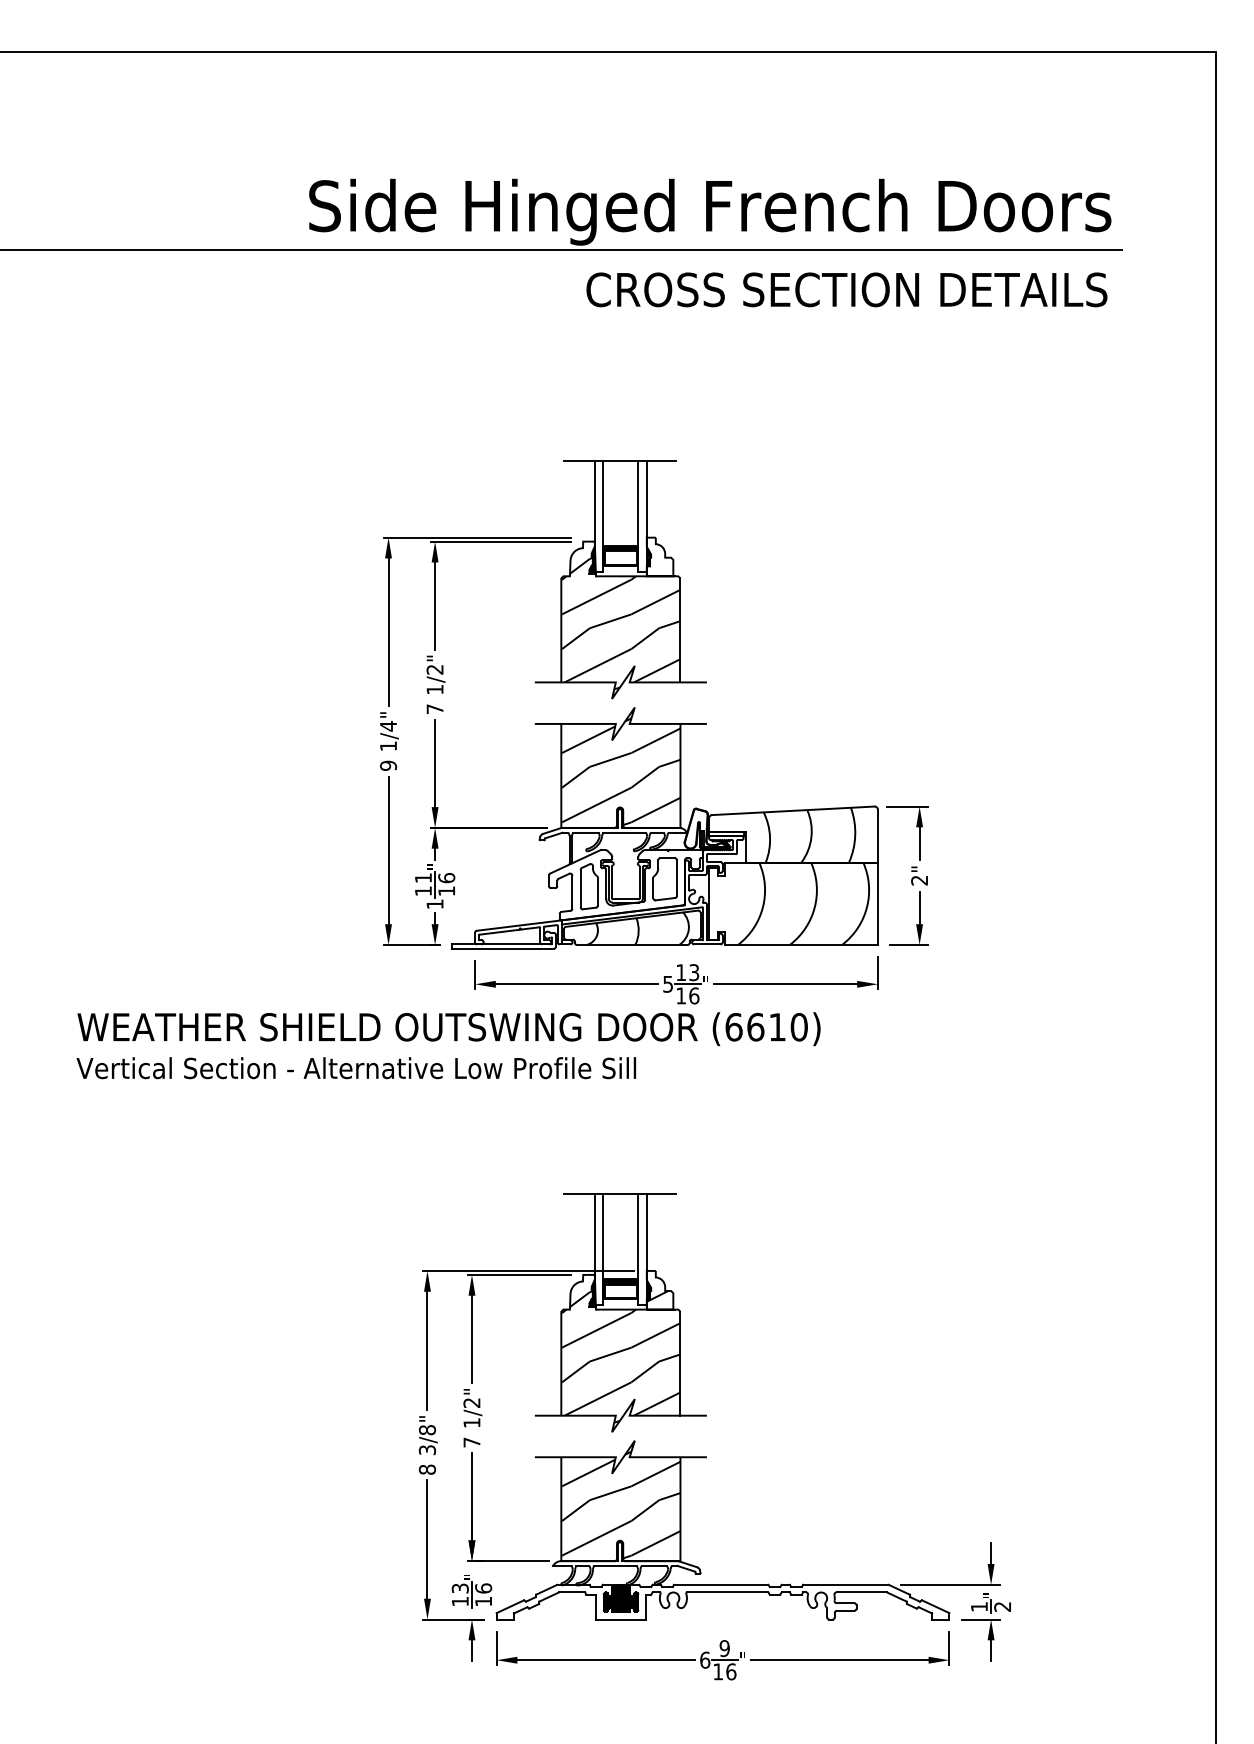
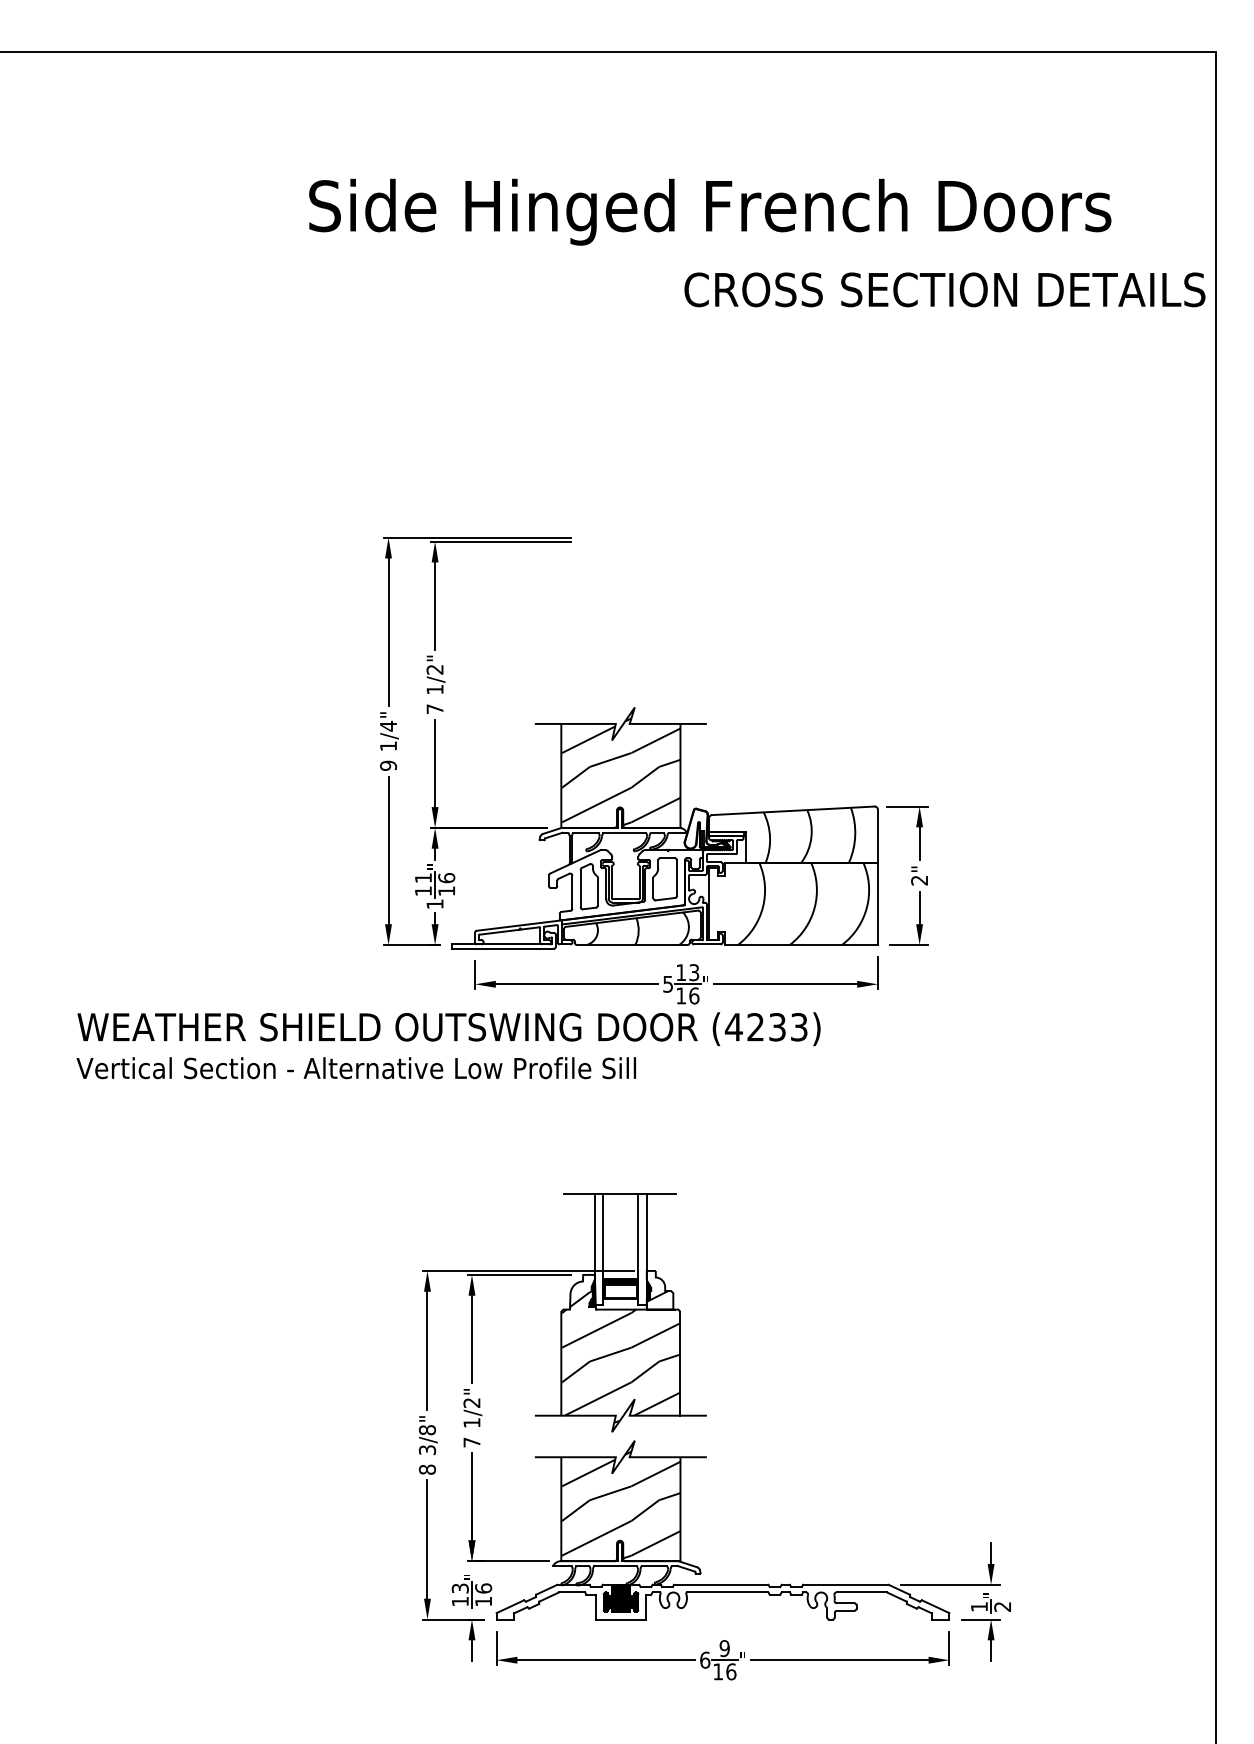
line: present -> none (561, 249)
text position: (846, 289) -> (944, 289) (944, 289)
part: present -> none (620, 579)
text: (6610) -> (4233) (765, 1027)
